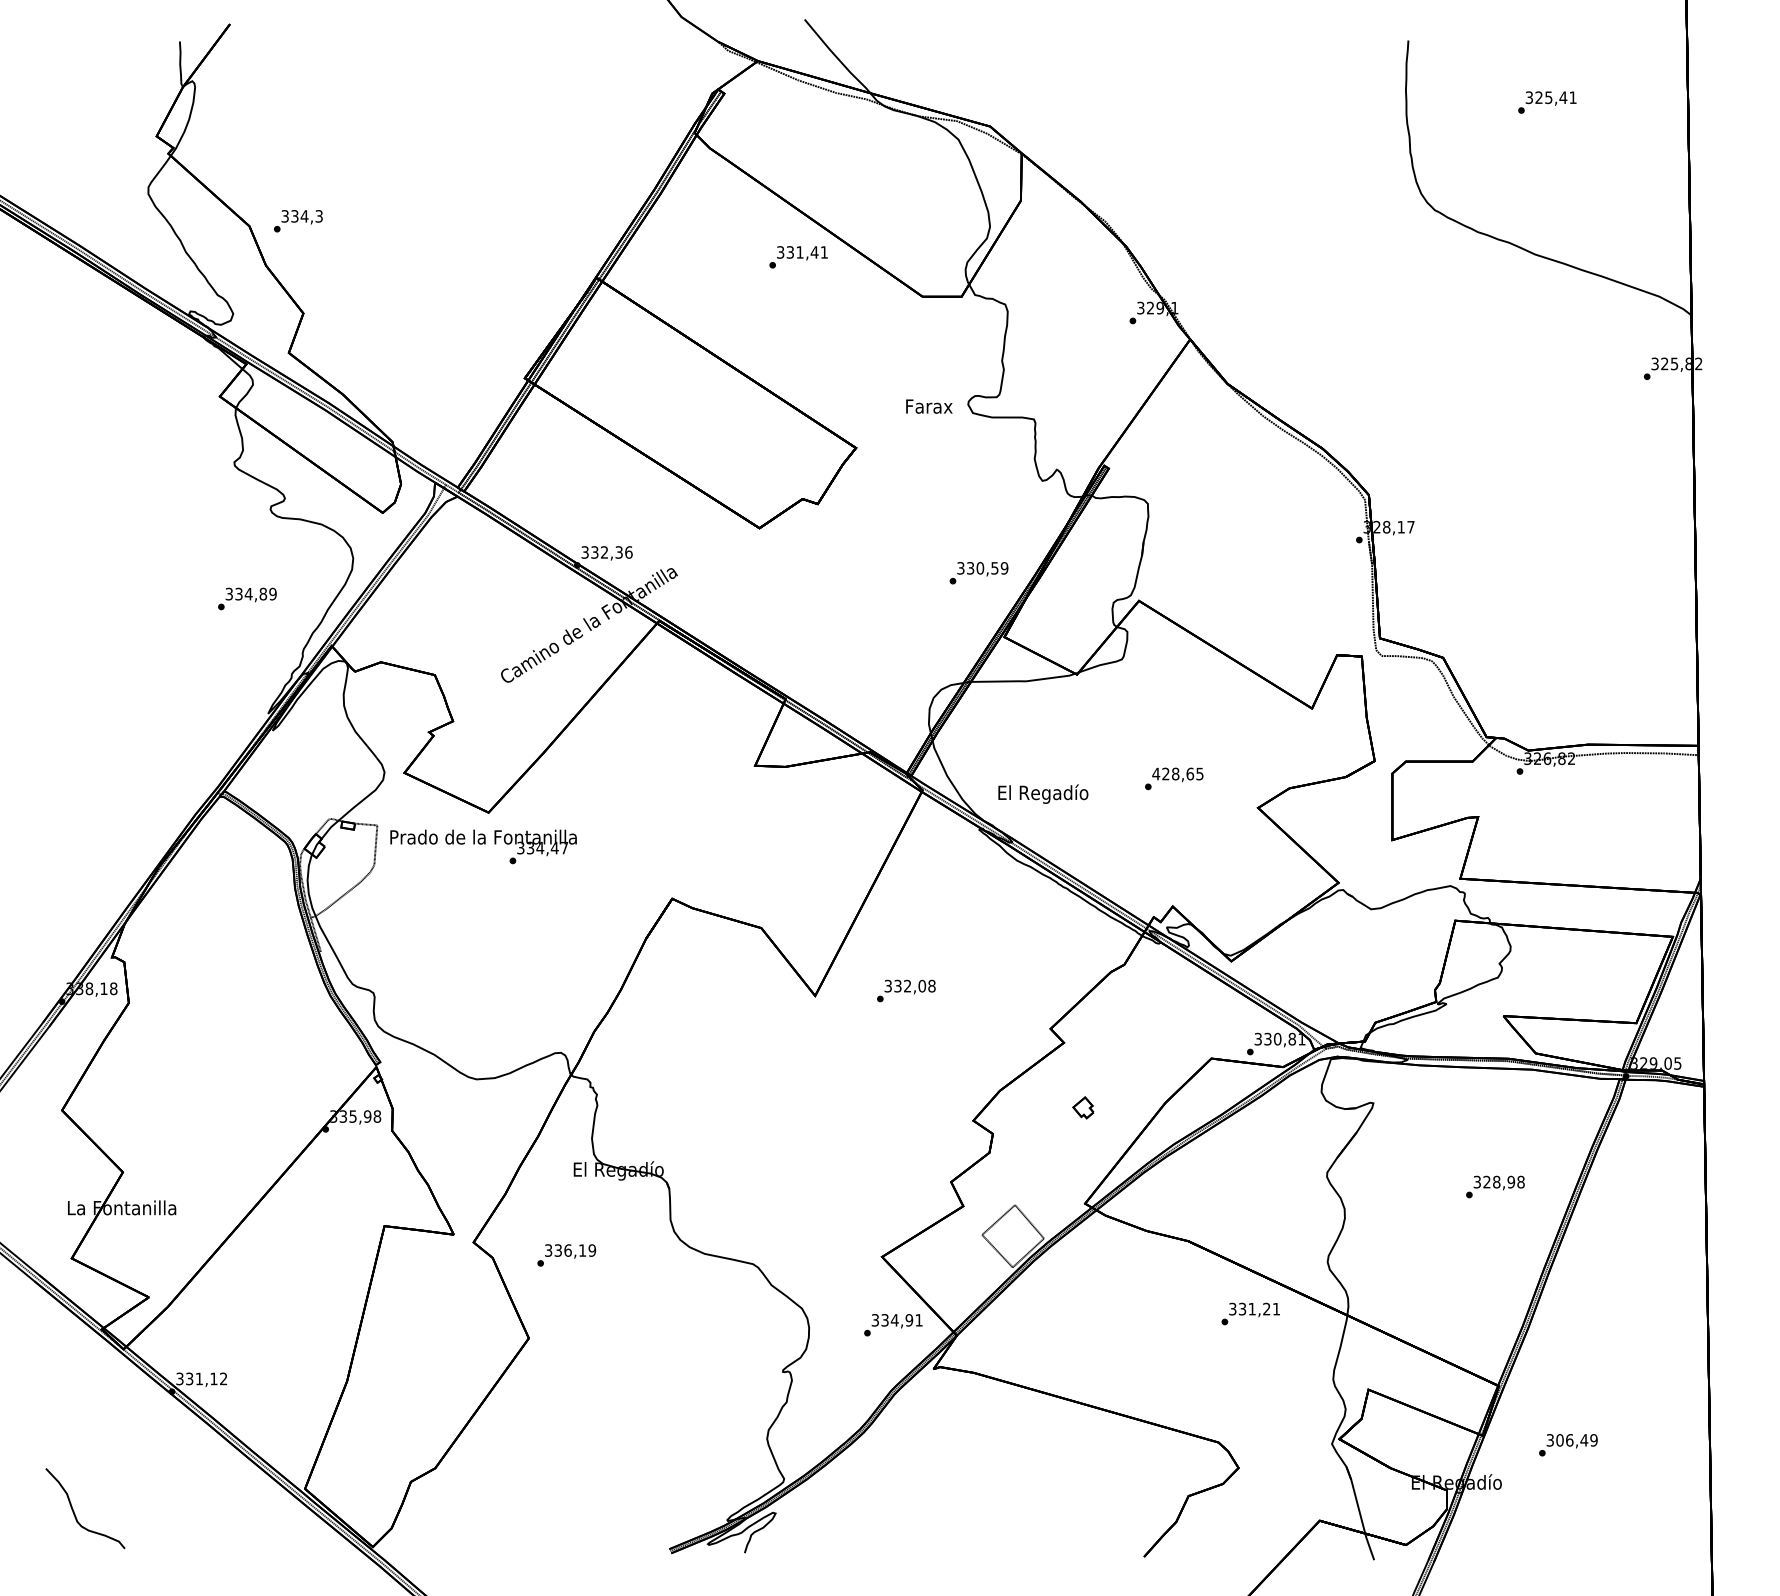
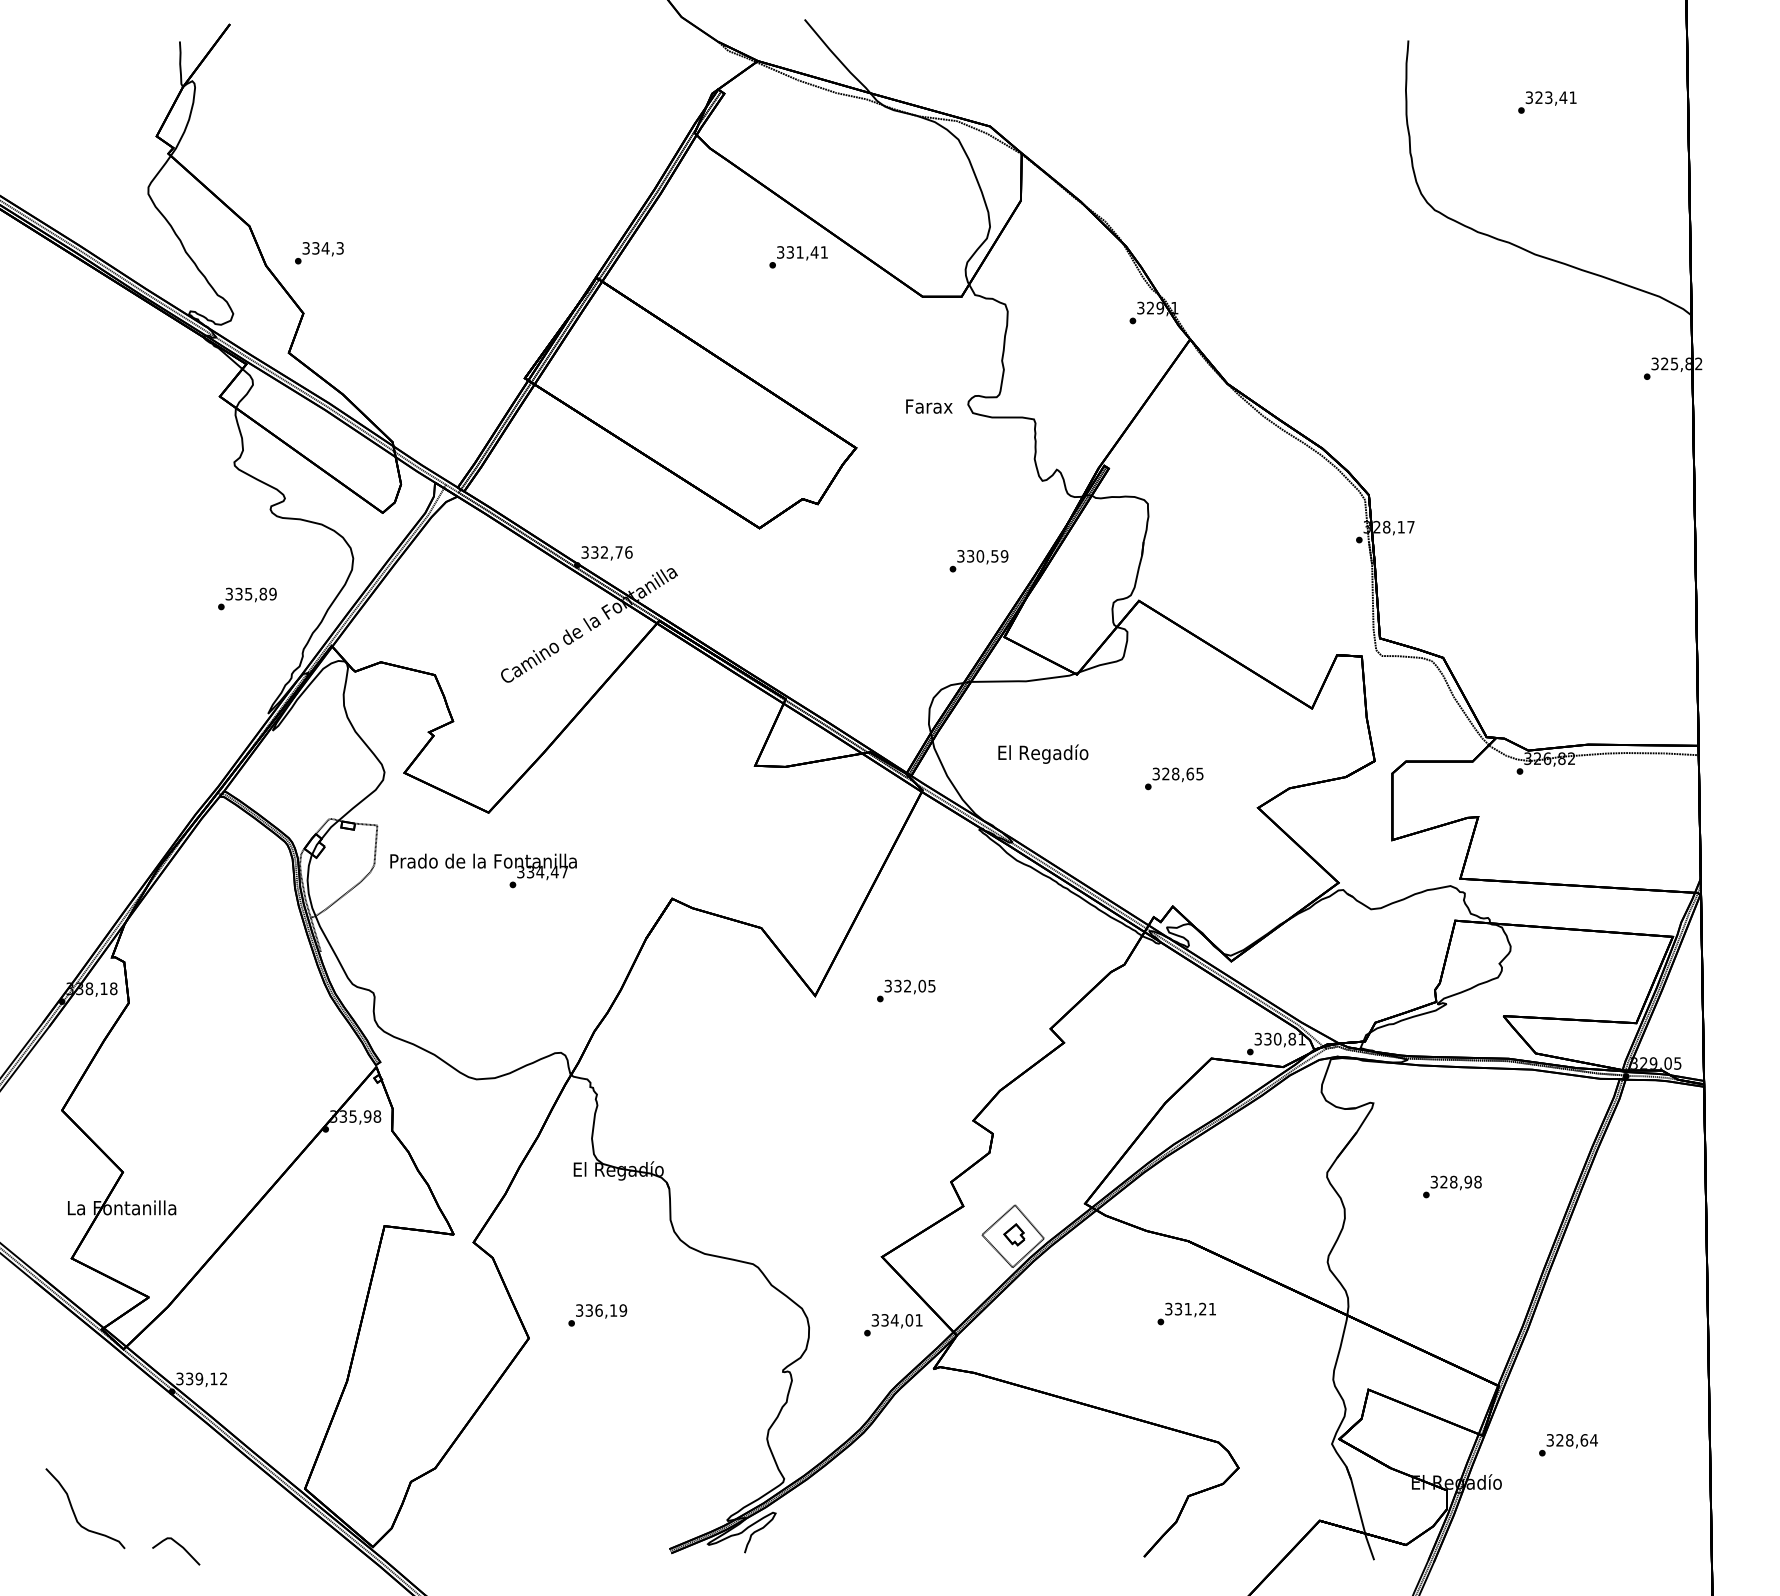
text: 325,41 -> 323,41 (1548, 96)
text position: (298, 221) -> (319, 253) (319, 253)
text: 332,36 -> 332,76 (618, 552)
text position: (978, 573) -> (978, 561) (978, 561)
text: 334,89 -> 335,89 (248, 594)
text: 428,65 -> 328,65 (1156, 773)
text position: (1043, 793) -> (1043, 753) (1043, 753)
text position: (483, 846) -> (483, 870) (483, 870)
text: 332,08 -> 332,05 (931, 985)
part position: (1083, 1107) -> (1014, 1234) (1014, 1234)
text position: (1495, 1186) -> (1452, 1186) (1452, 1186)
text position: (566, 1255) -> (597, 1315) (597, 1315)
text position: (1250, 1313) -> (1186, 1313) (1186, 1313)
text: 334,91 -> 334,01 (908, 1320)
text: 331,12 -> 339,12 (199, 1378)
text: 306,49 -> 328,64 (1576, 1440)
curve: none -> present (179, 1546)
